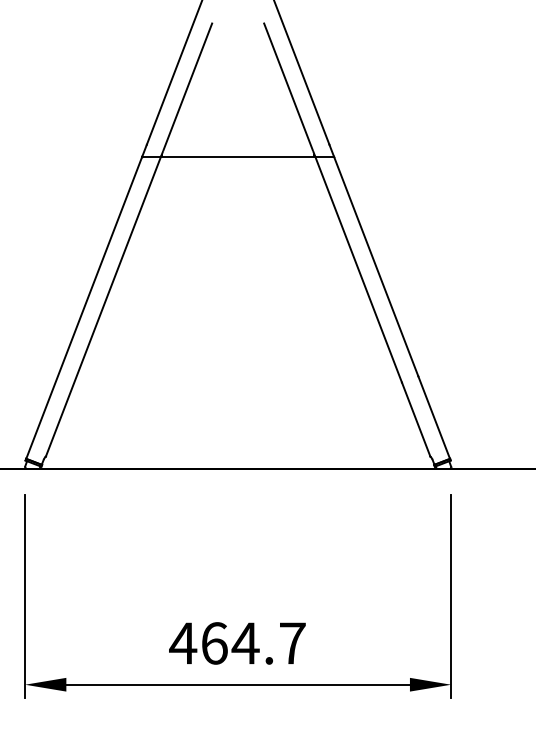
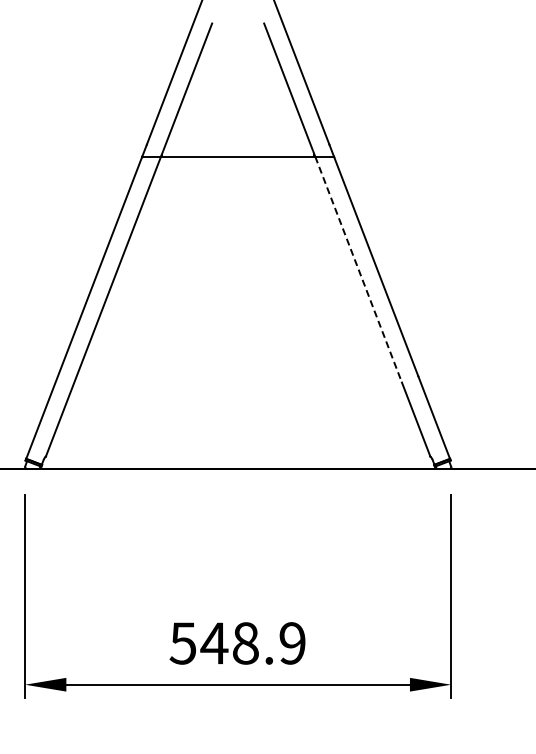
line: solid -> dashed (358, 269)
text: 464.7 -> 548.9 (237, 643)
